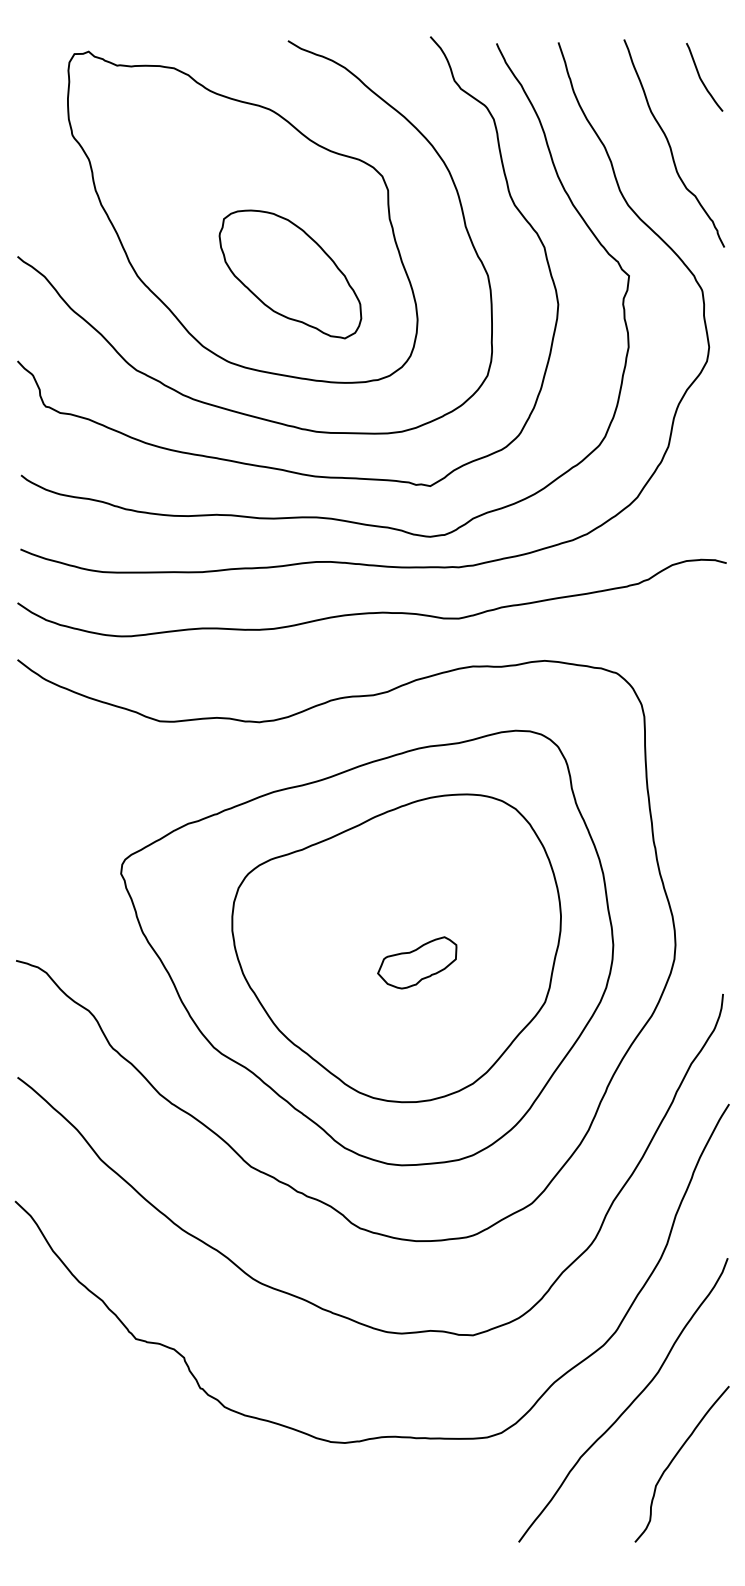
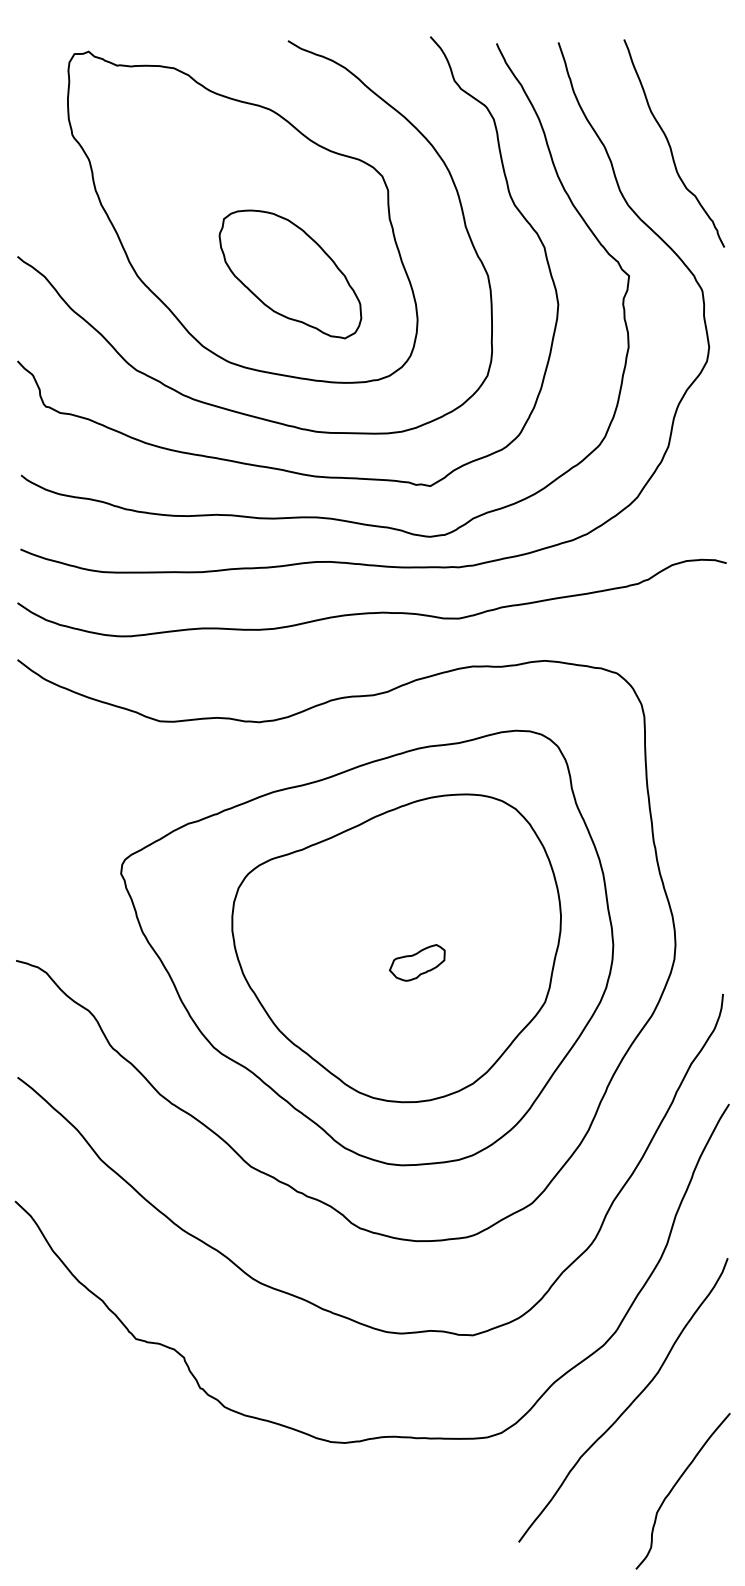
curve: present -> none (701, 78)
part size: 81x54 px -> 57x38 px (417, 962)
curve position: (674, 1459) -> (675, 1486) (675, 1486)
